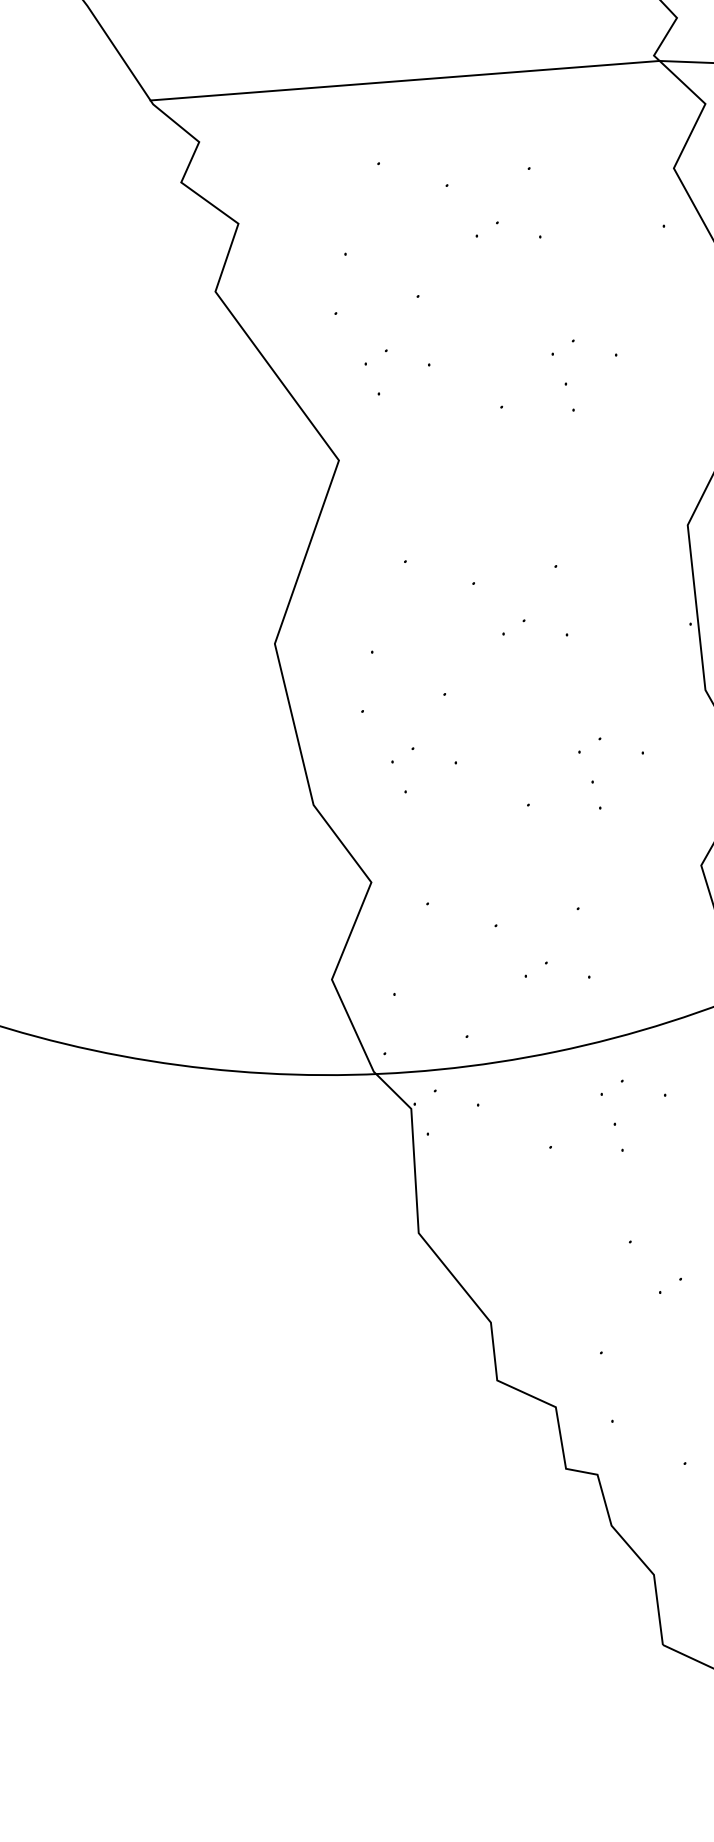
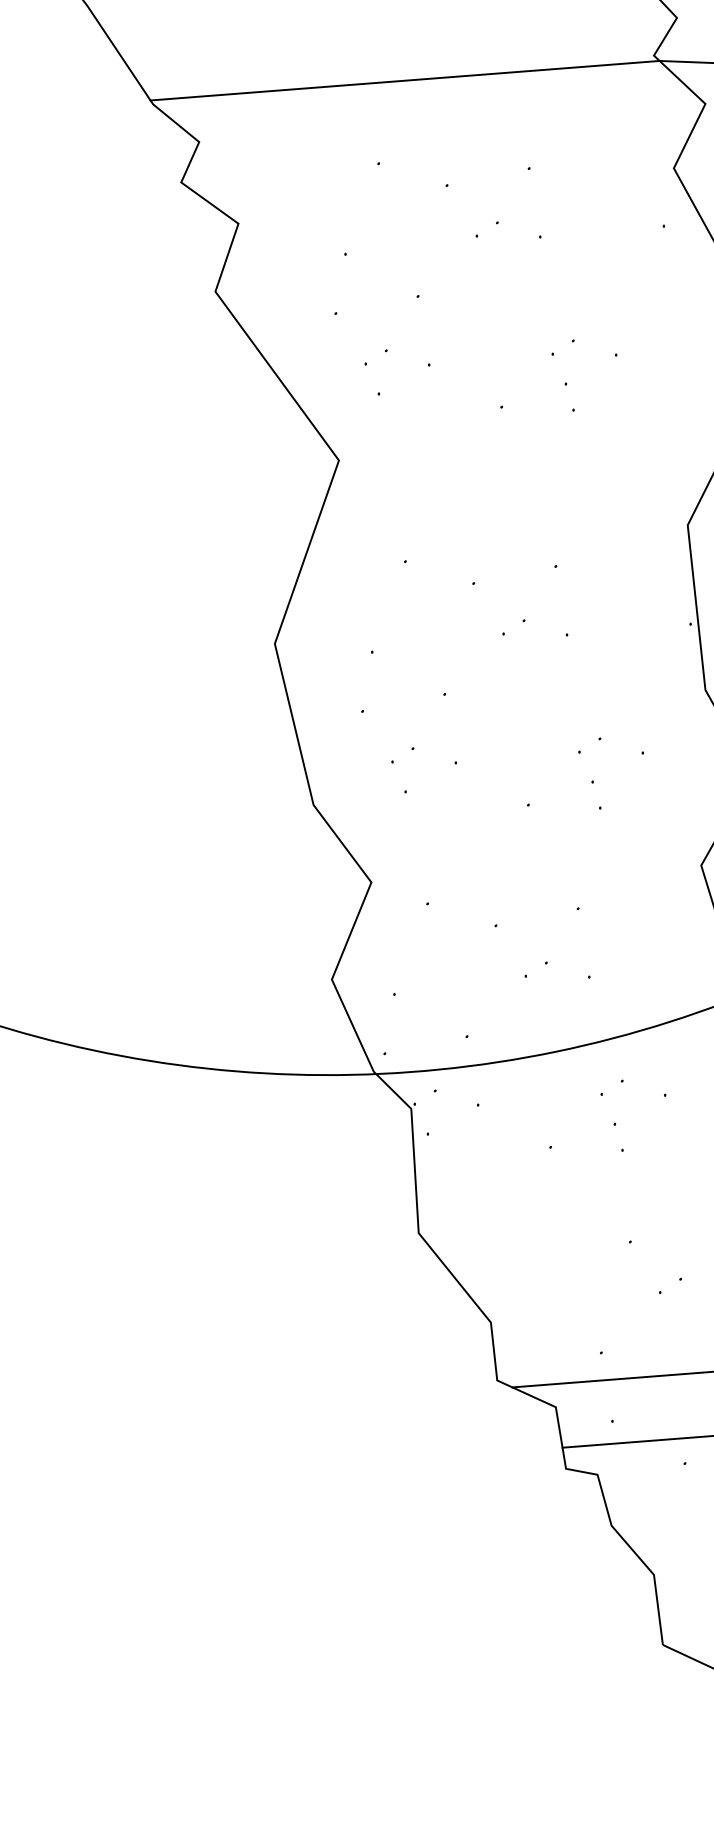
line: none -> present (611, 1379)
line: none -> present (636, 1441)
